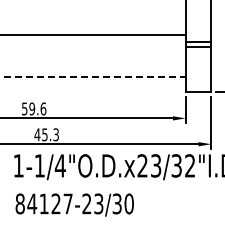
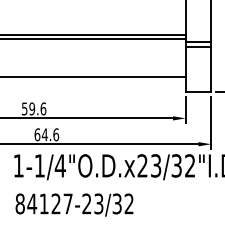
line: none -> present (93, 39)
line: dashed -> solid (92, 77)
text: 45.3 -> 64.6 (46, 134)
text: 84127-23/30 -> 84127-23/32 (128, 203)
